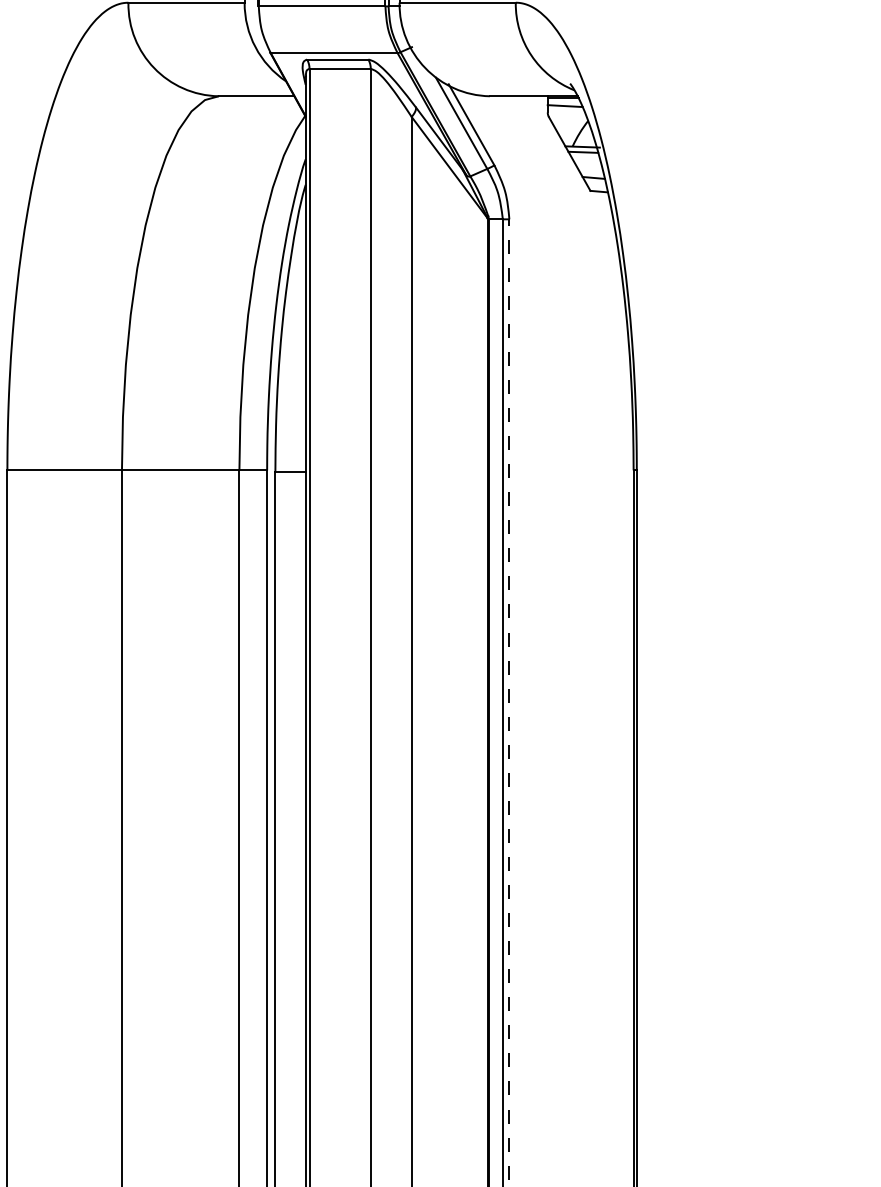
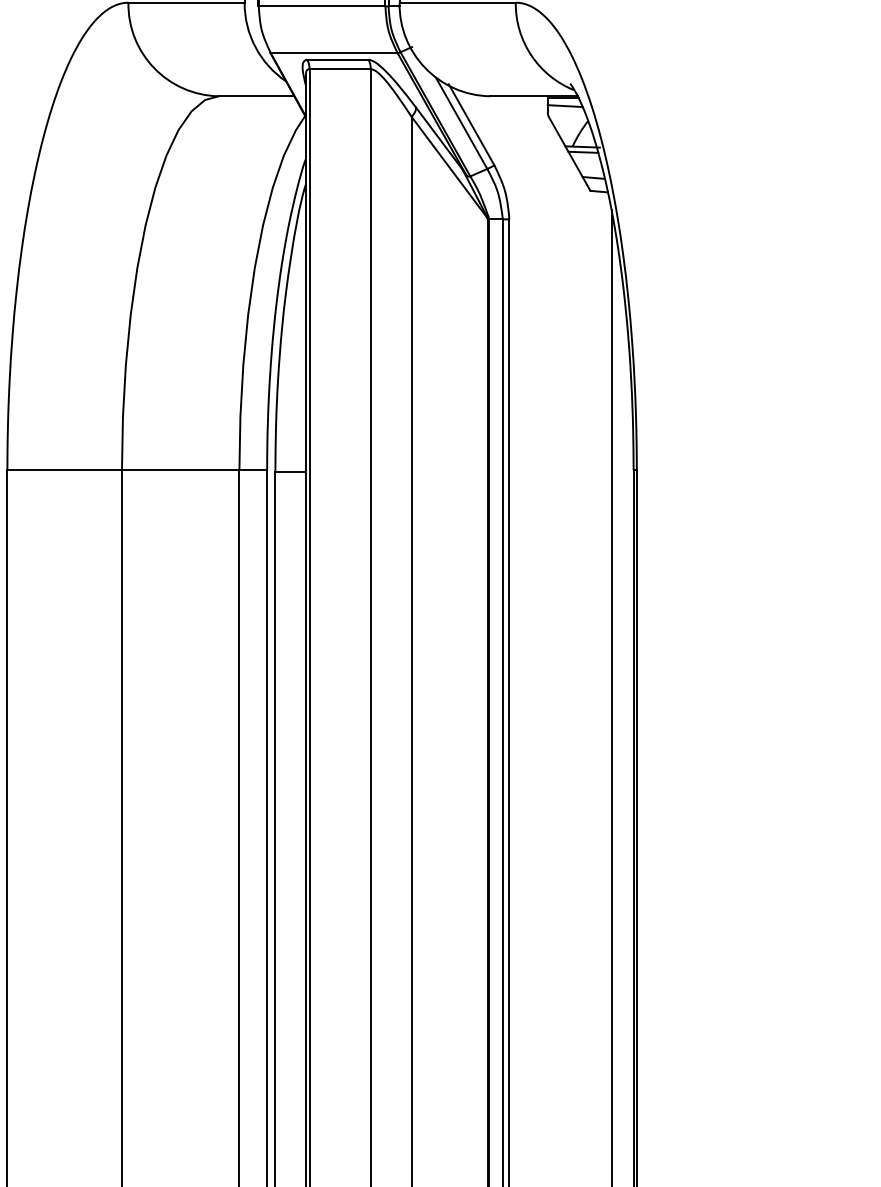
line: none -> present (611, 696)
line: dashed -> solid (509, 702)
